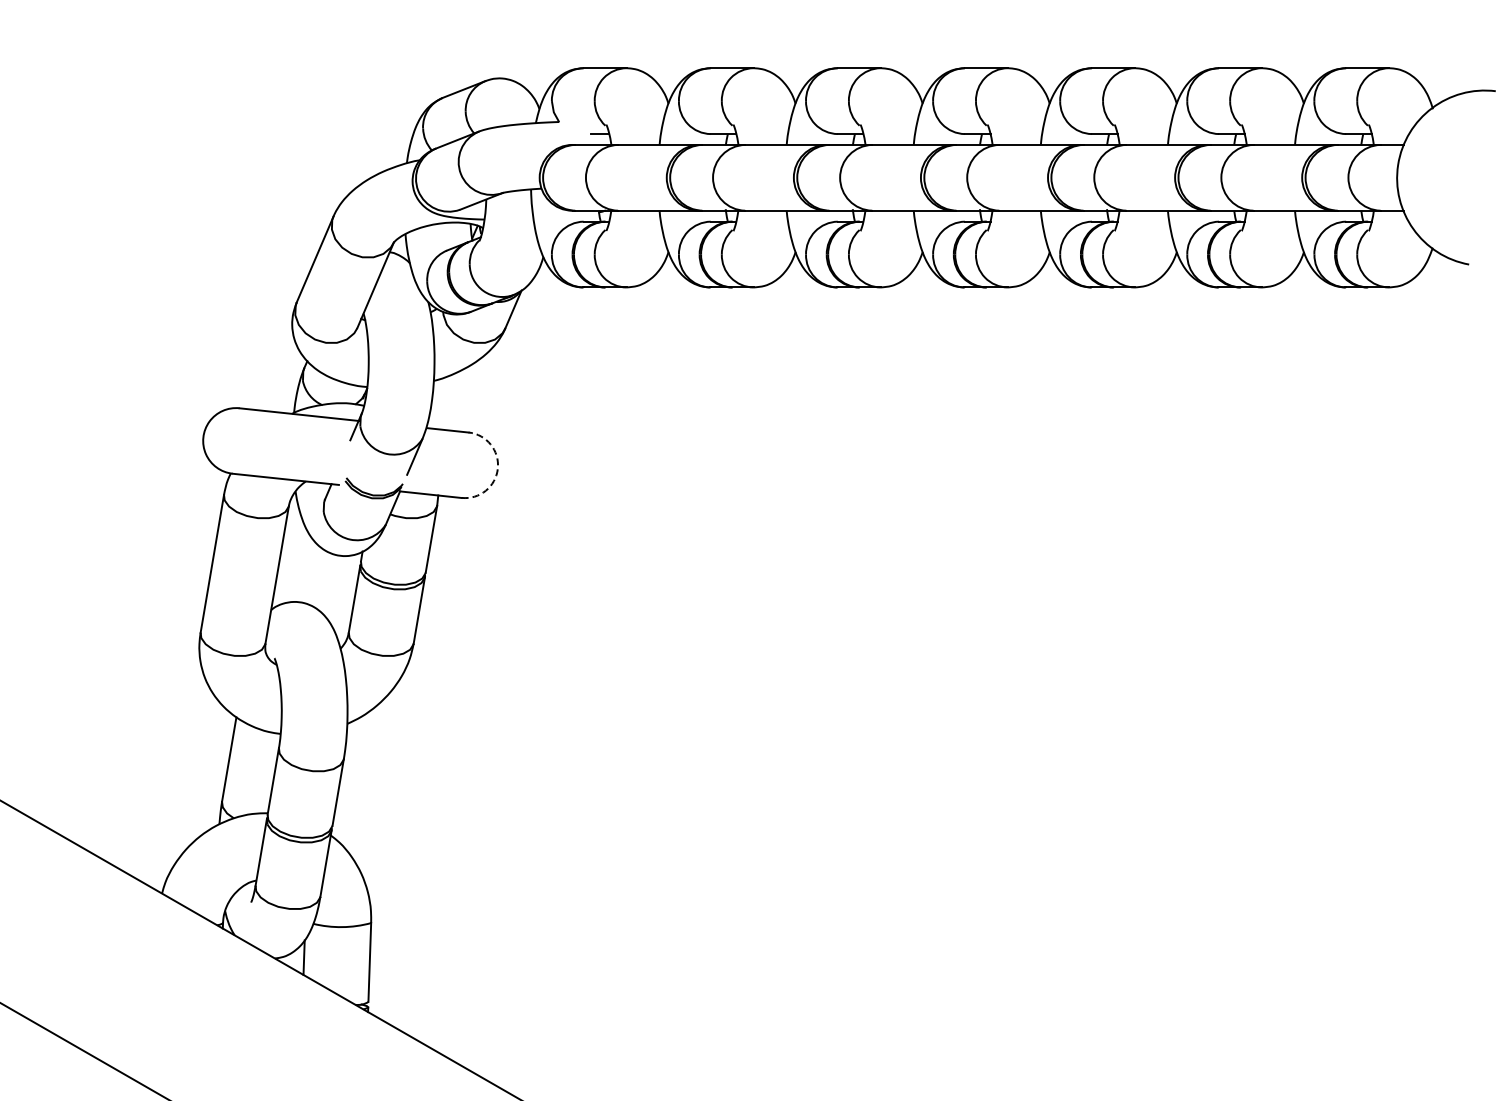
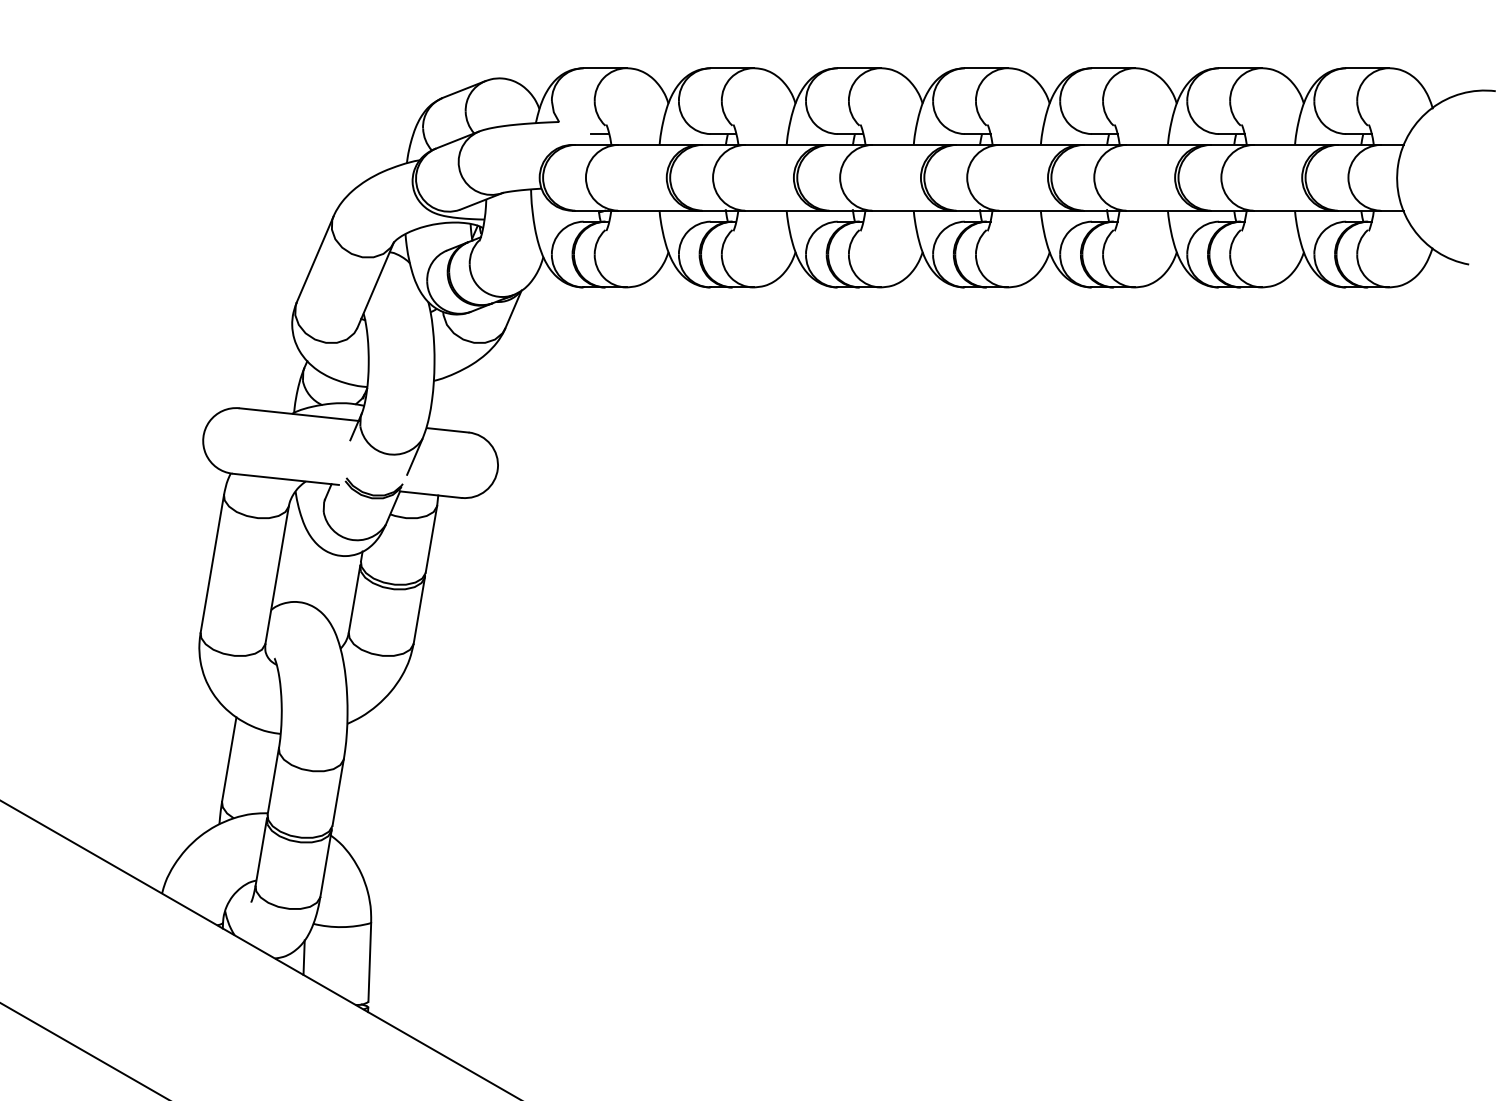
arc: dashed -> solid (497, 468)
